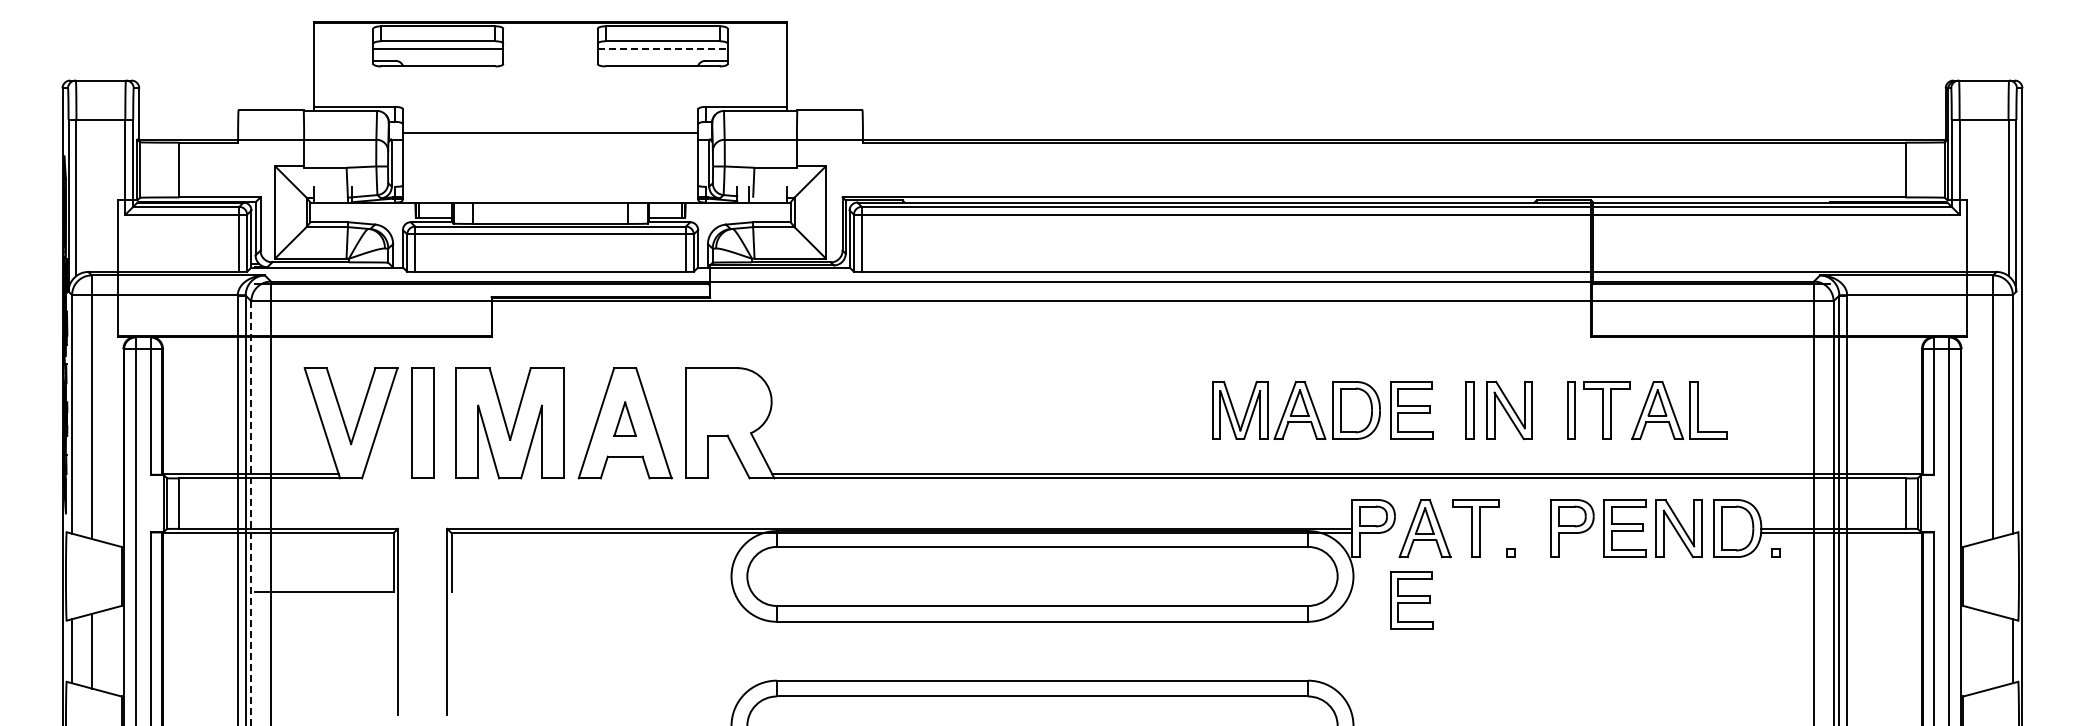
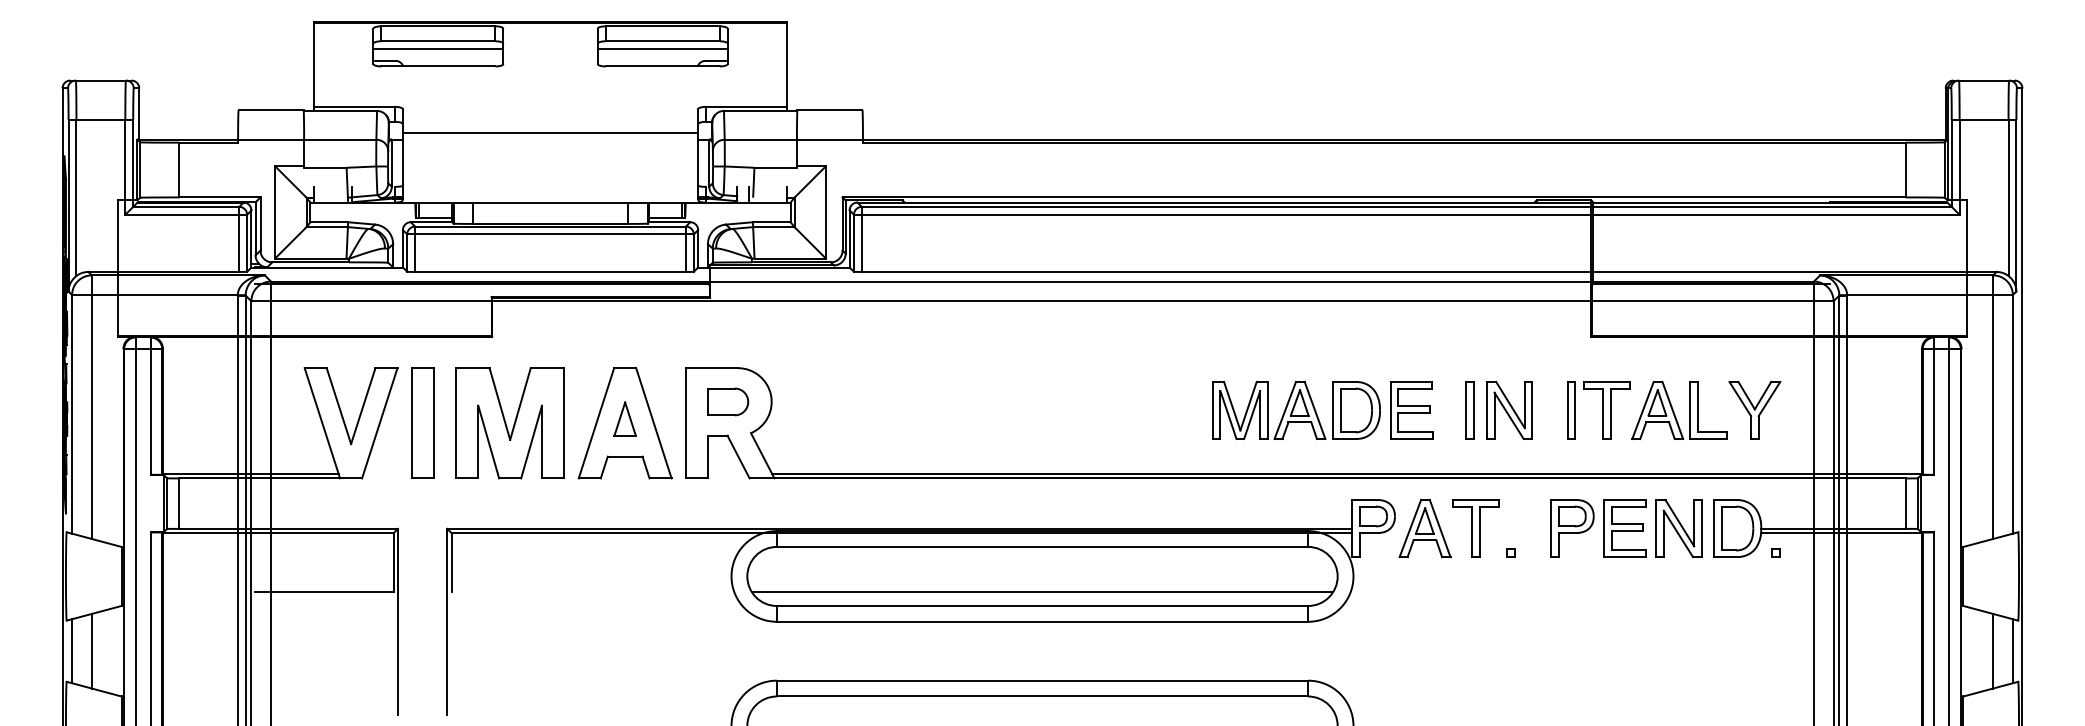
line: dashed -> solid (662, 49)
part: none -> present (728, 401)
part: none -> present (1754, 409)
line: dashed -> solid (251, 513)
line: none -> present (1042, 592)
part: present -> none (1411, 600)
line: none -> present (1993, 650)
